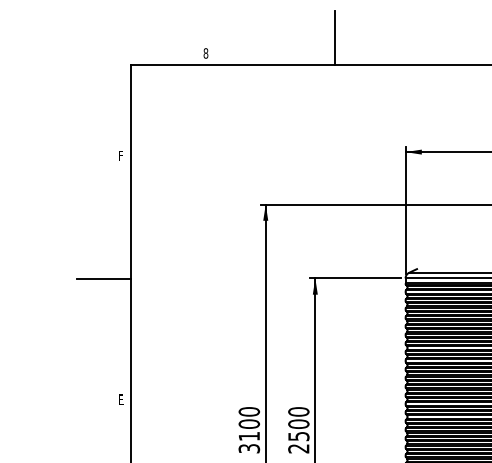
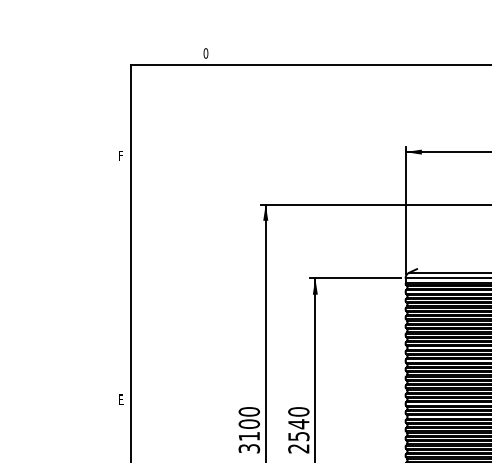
line: present -> none (335, 37)
text: 8 -> 0 (205, 53)
line: present -> none (103, 279)
text: 2500 -> 2540 (298, 424)
